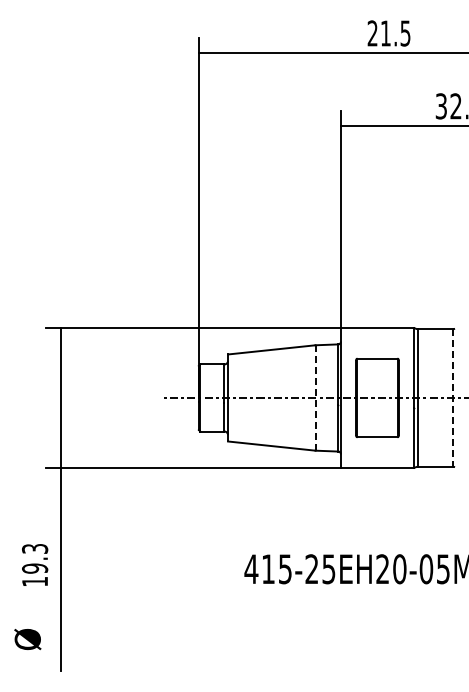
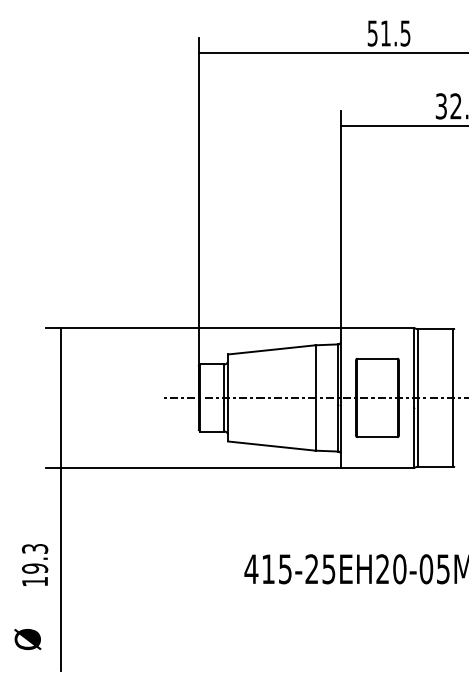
text: 21.5 -> 51.5 (372, 33)
line: dashed -> solid (315, 397)
line: dashed -> solid (452, 397)
